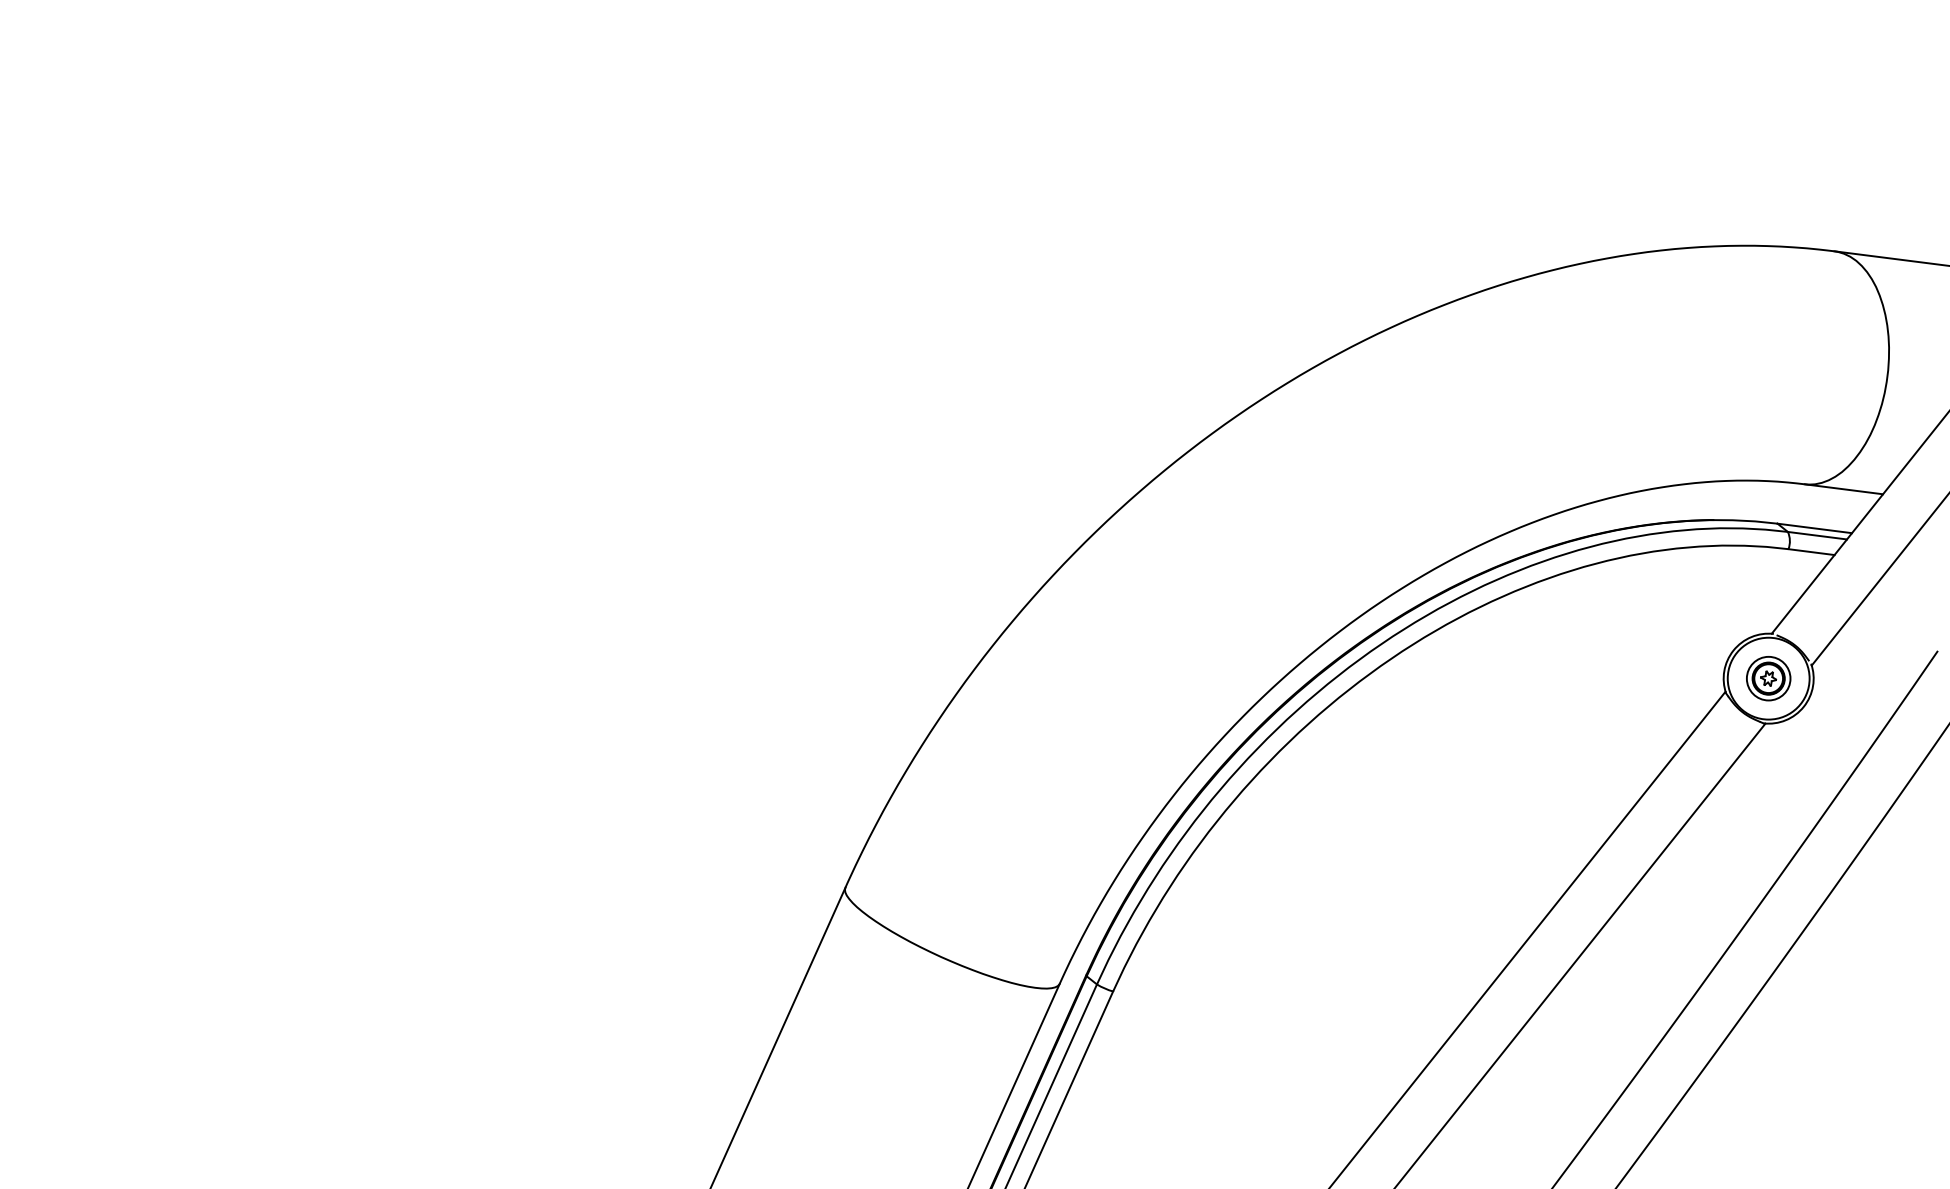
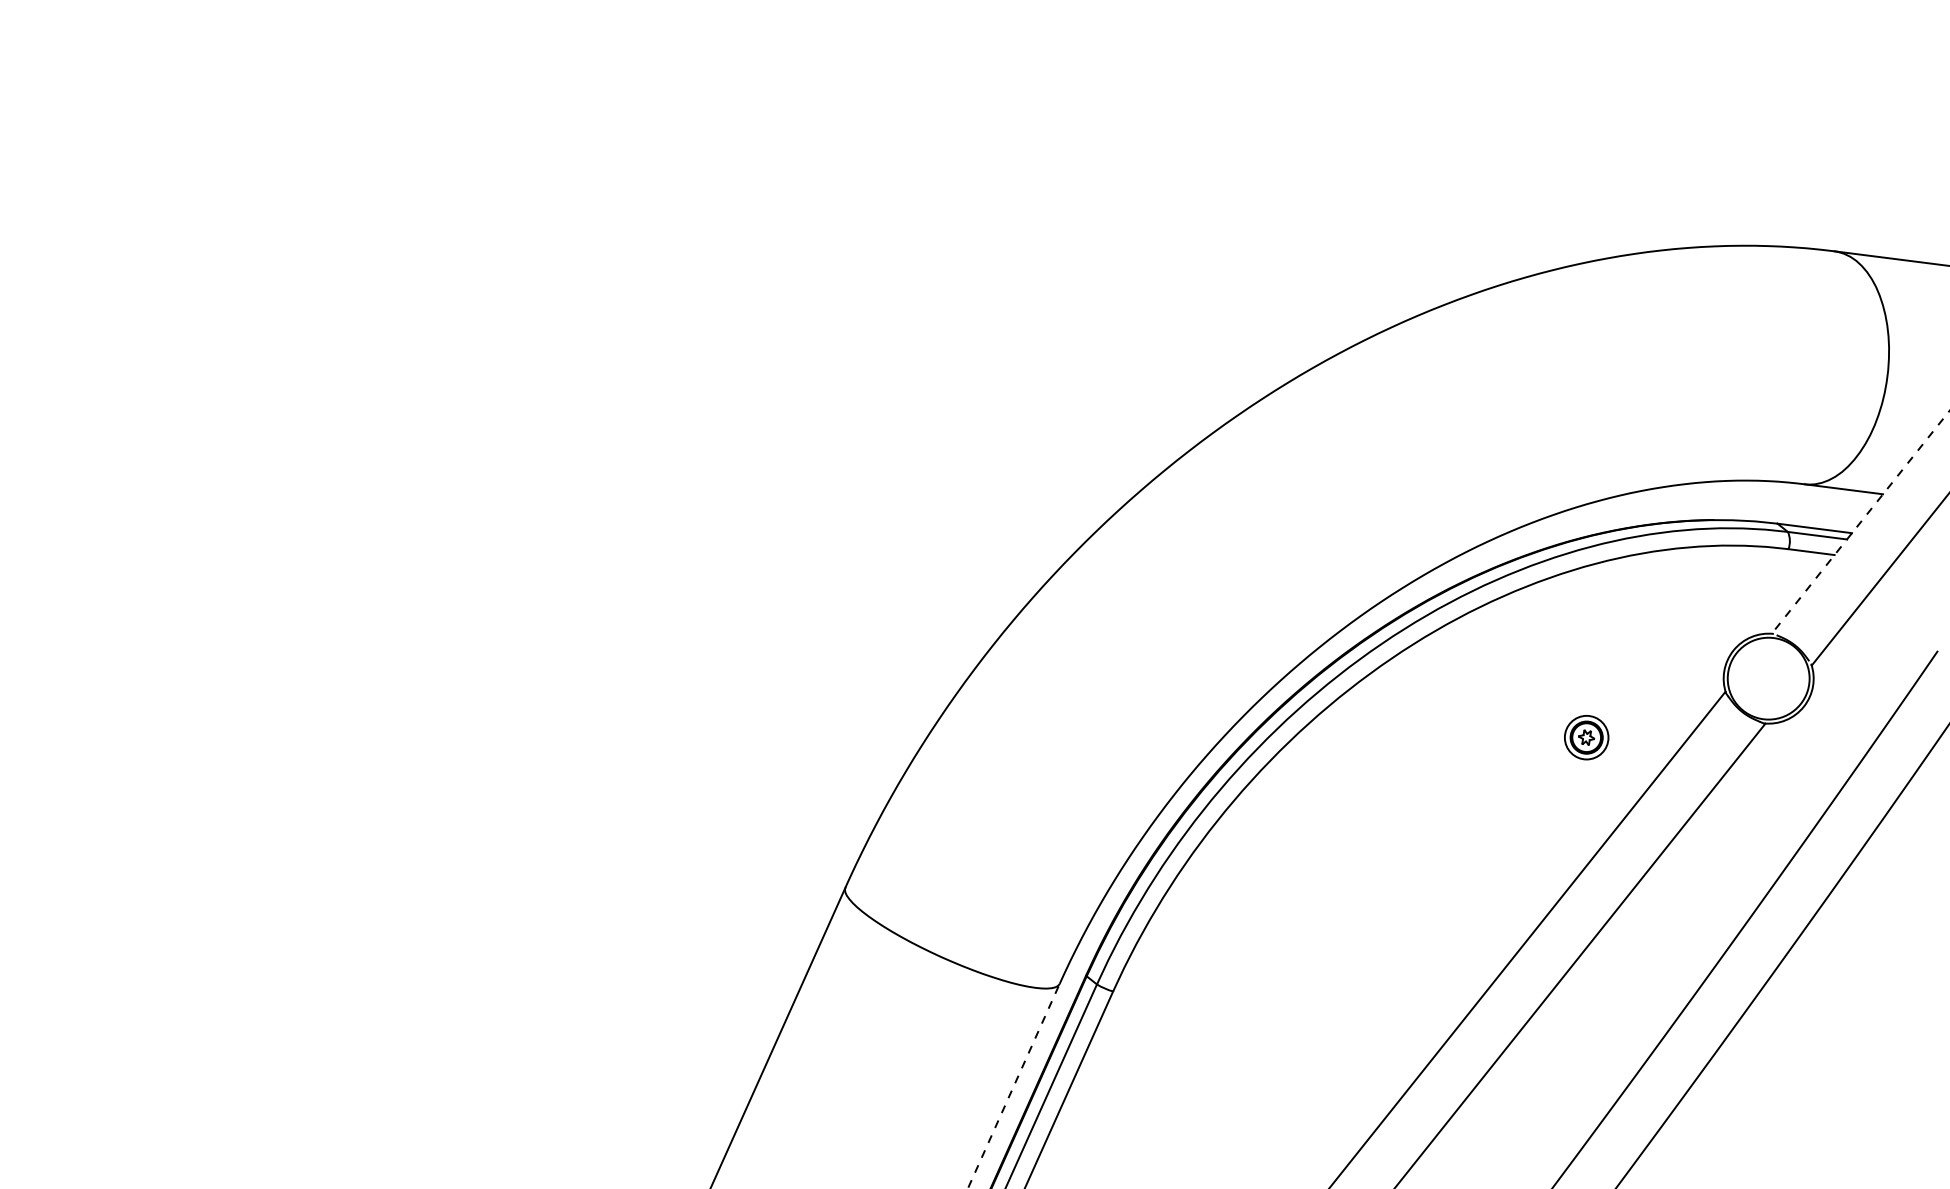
line: solid -> dashed (1860, 522)
part position: (1768, 678) -> (1586, 737) (1586, 737)
line: solid -> dashed (1013, 1086)
